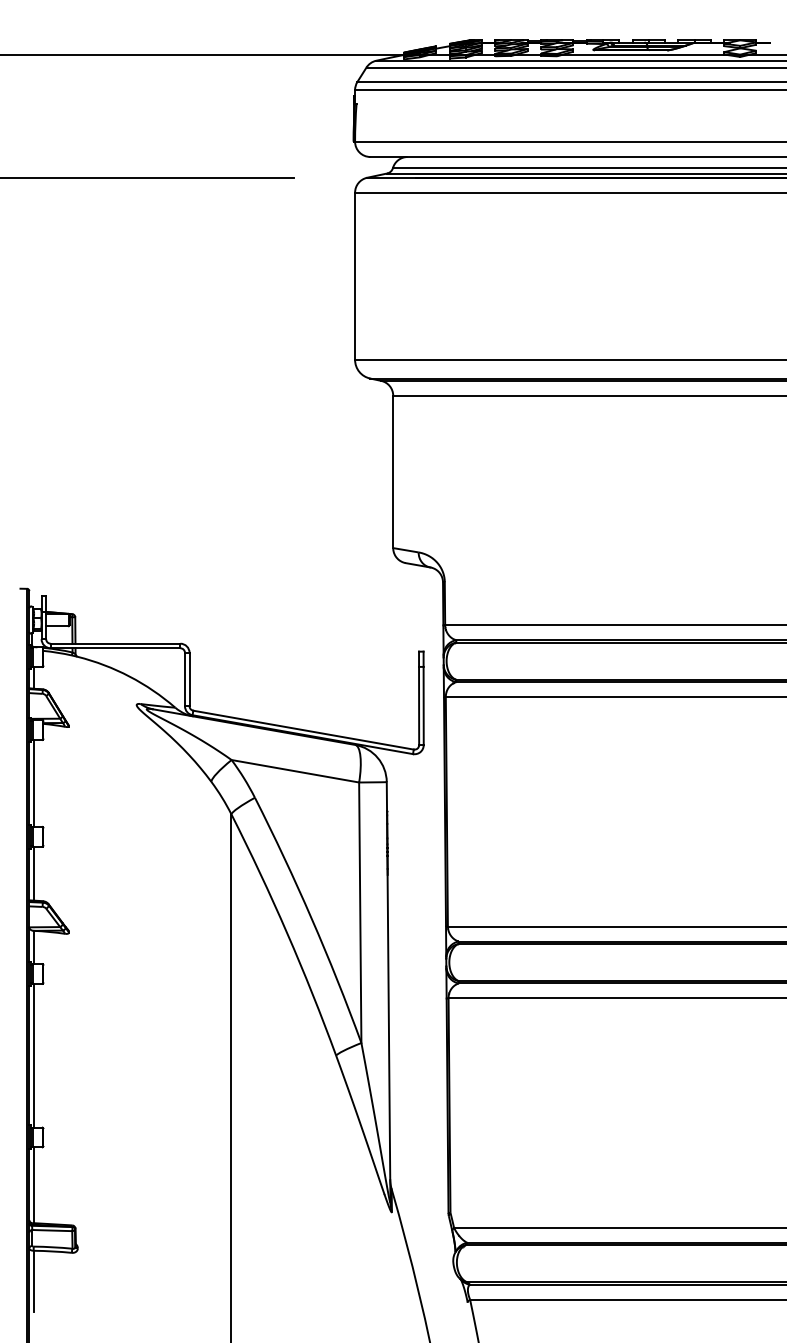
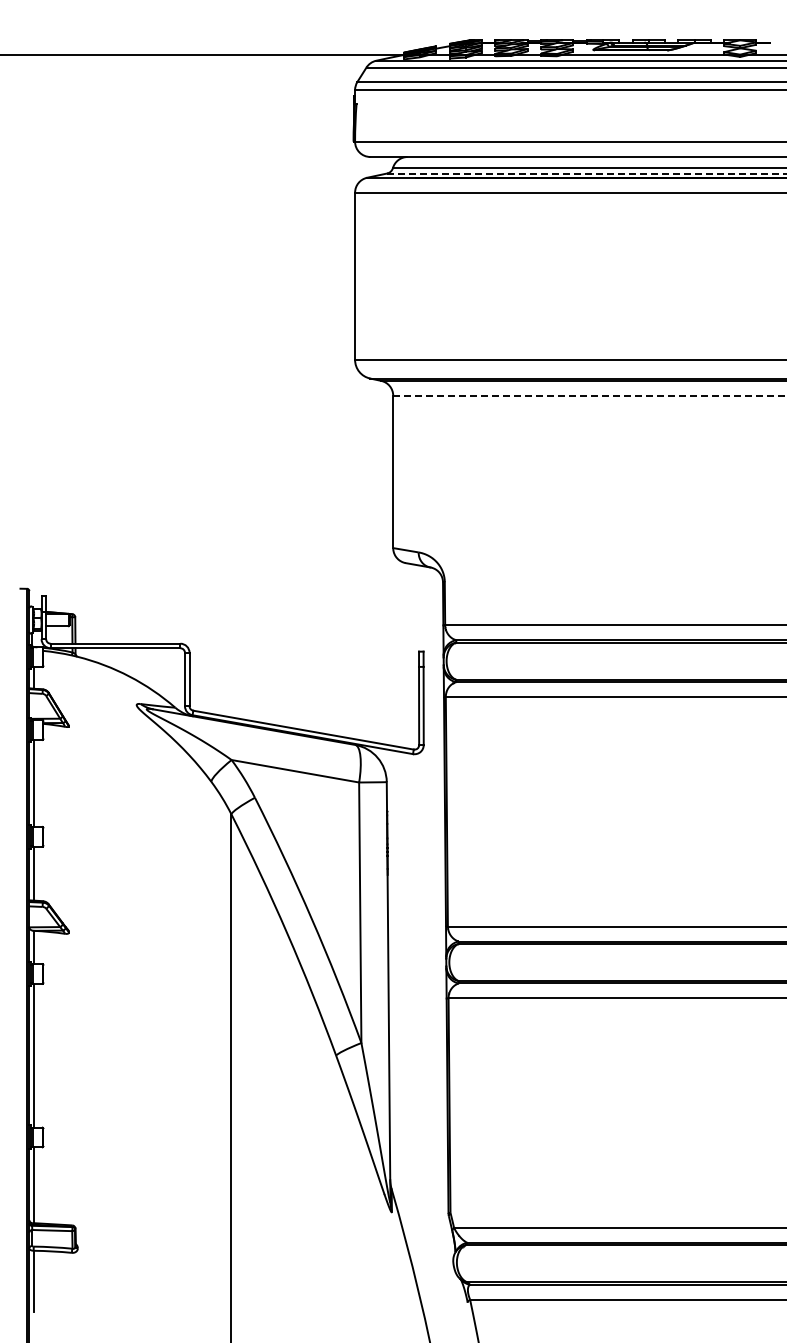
line: solid -> dashed (587, 173)
line: present -> none (148, 178)
line: solid -> dashed (590, 395)
